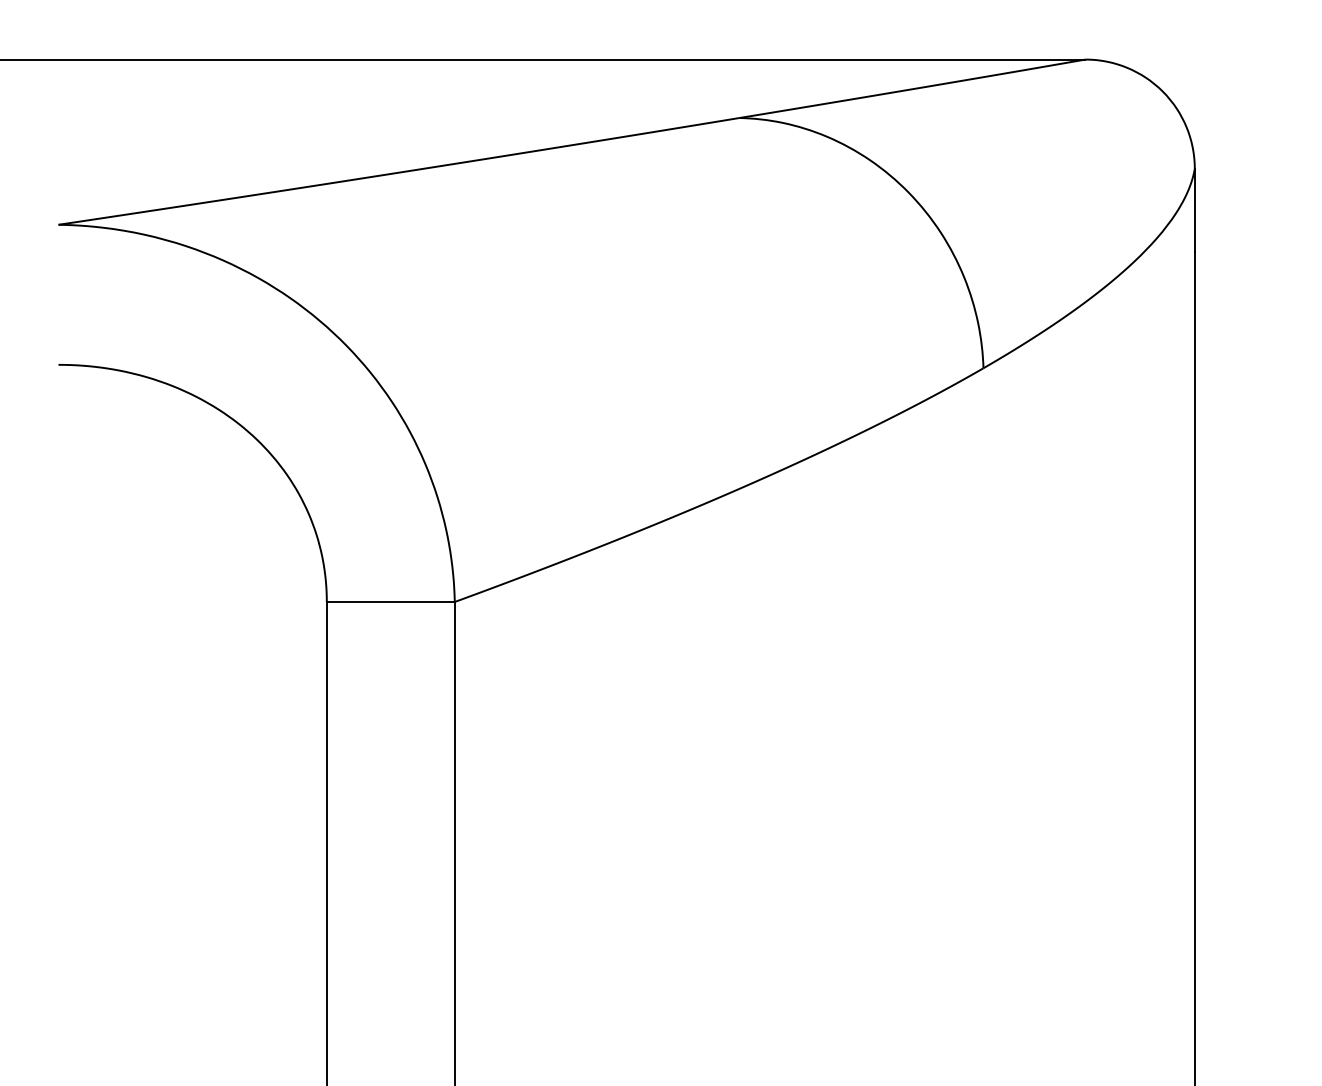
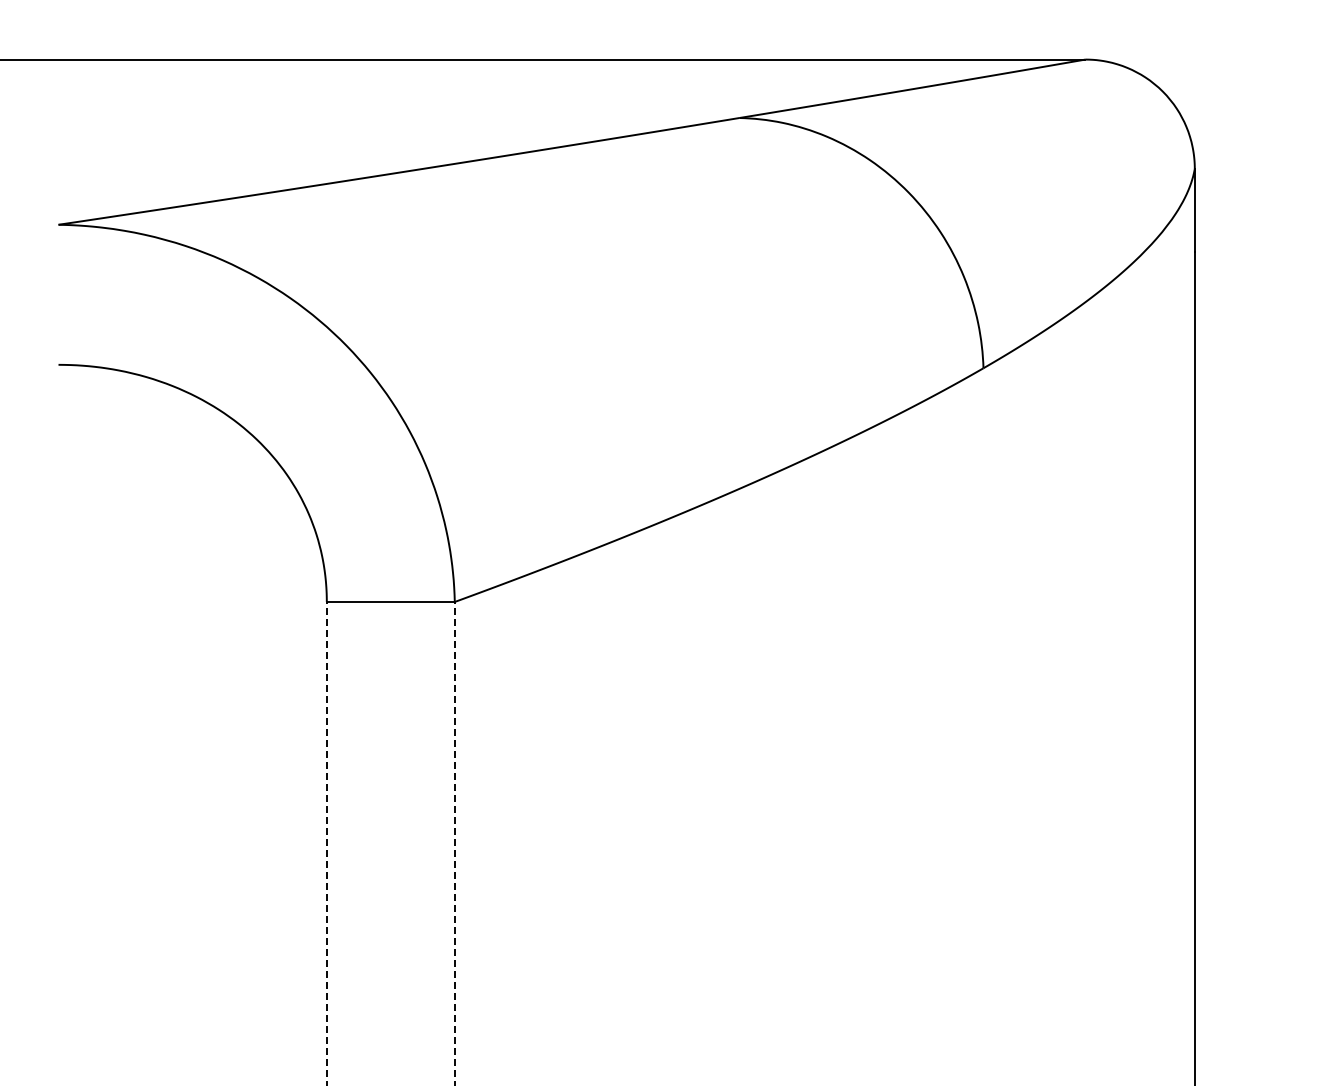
line: solid -> dashed (326, 843)
line: solid -> dashed (454, 843)
